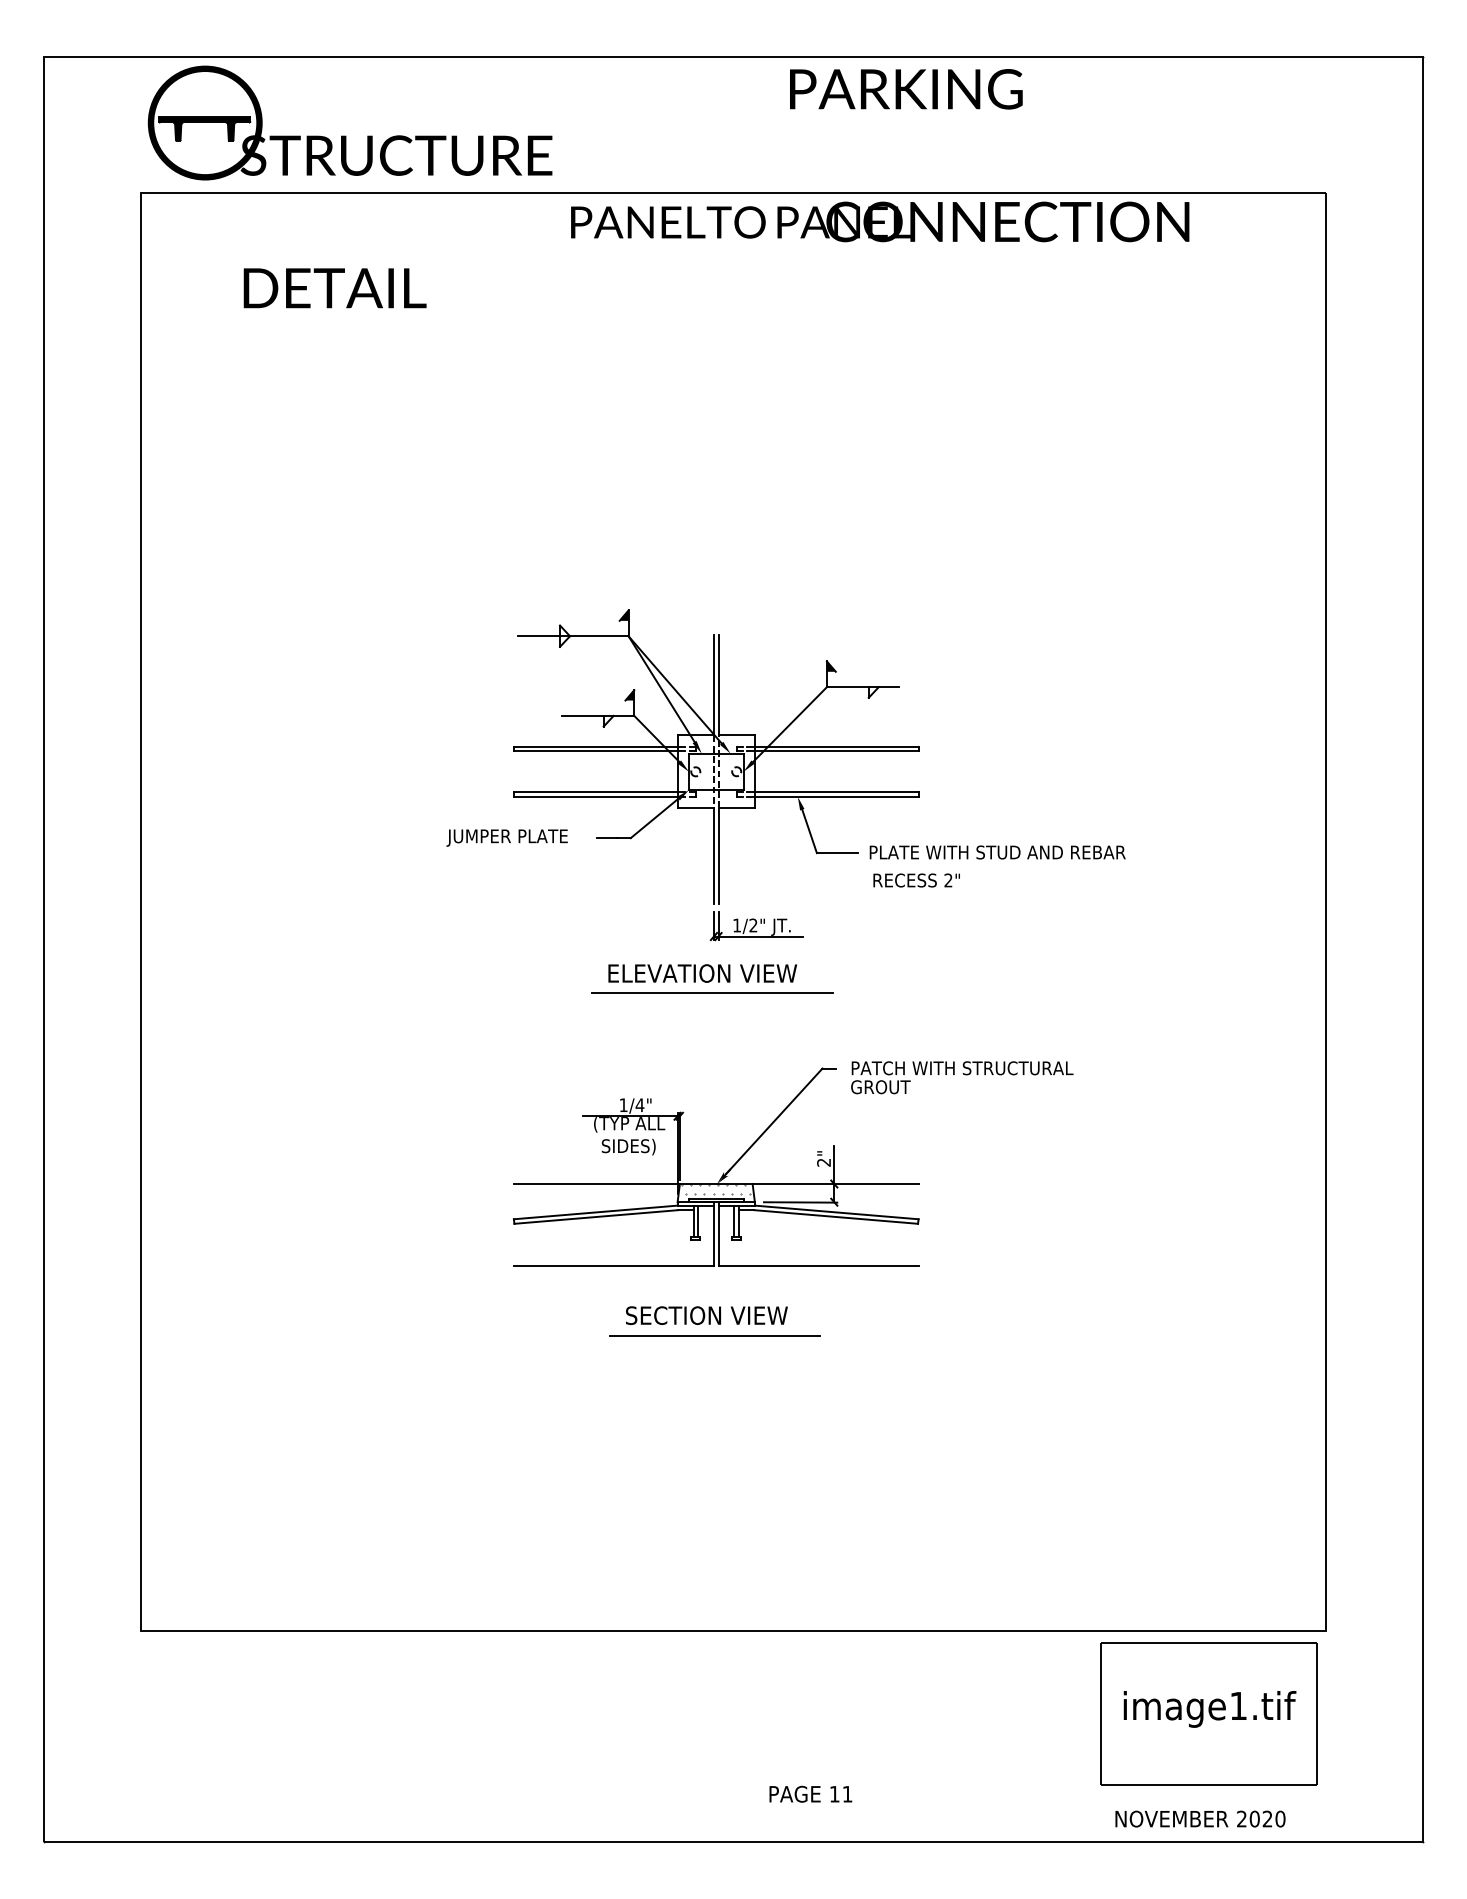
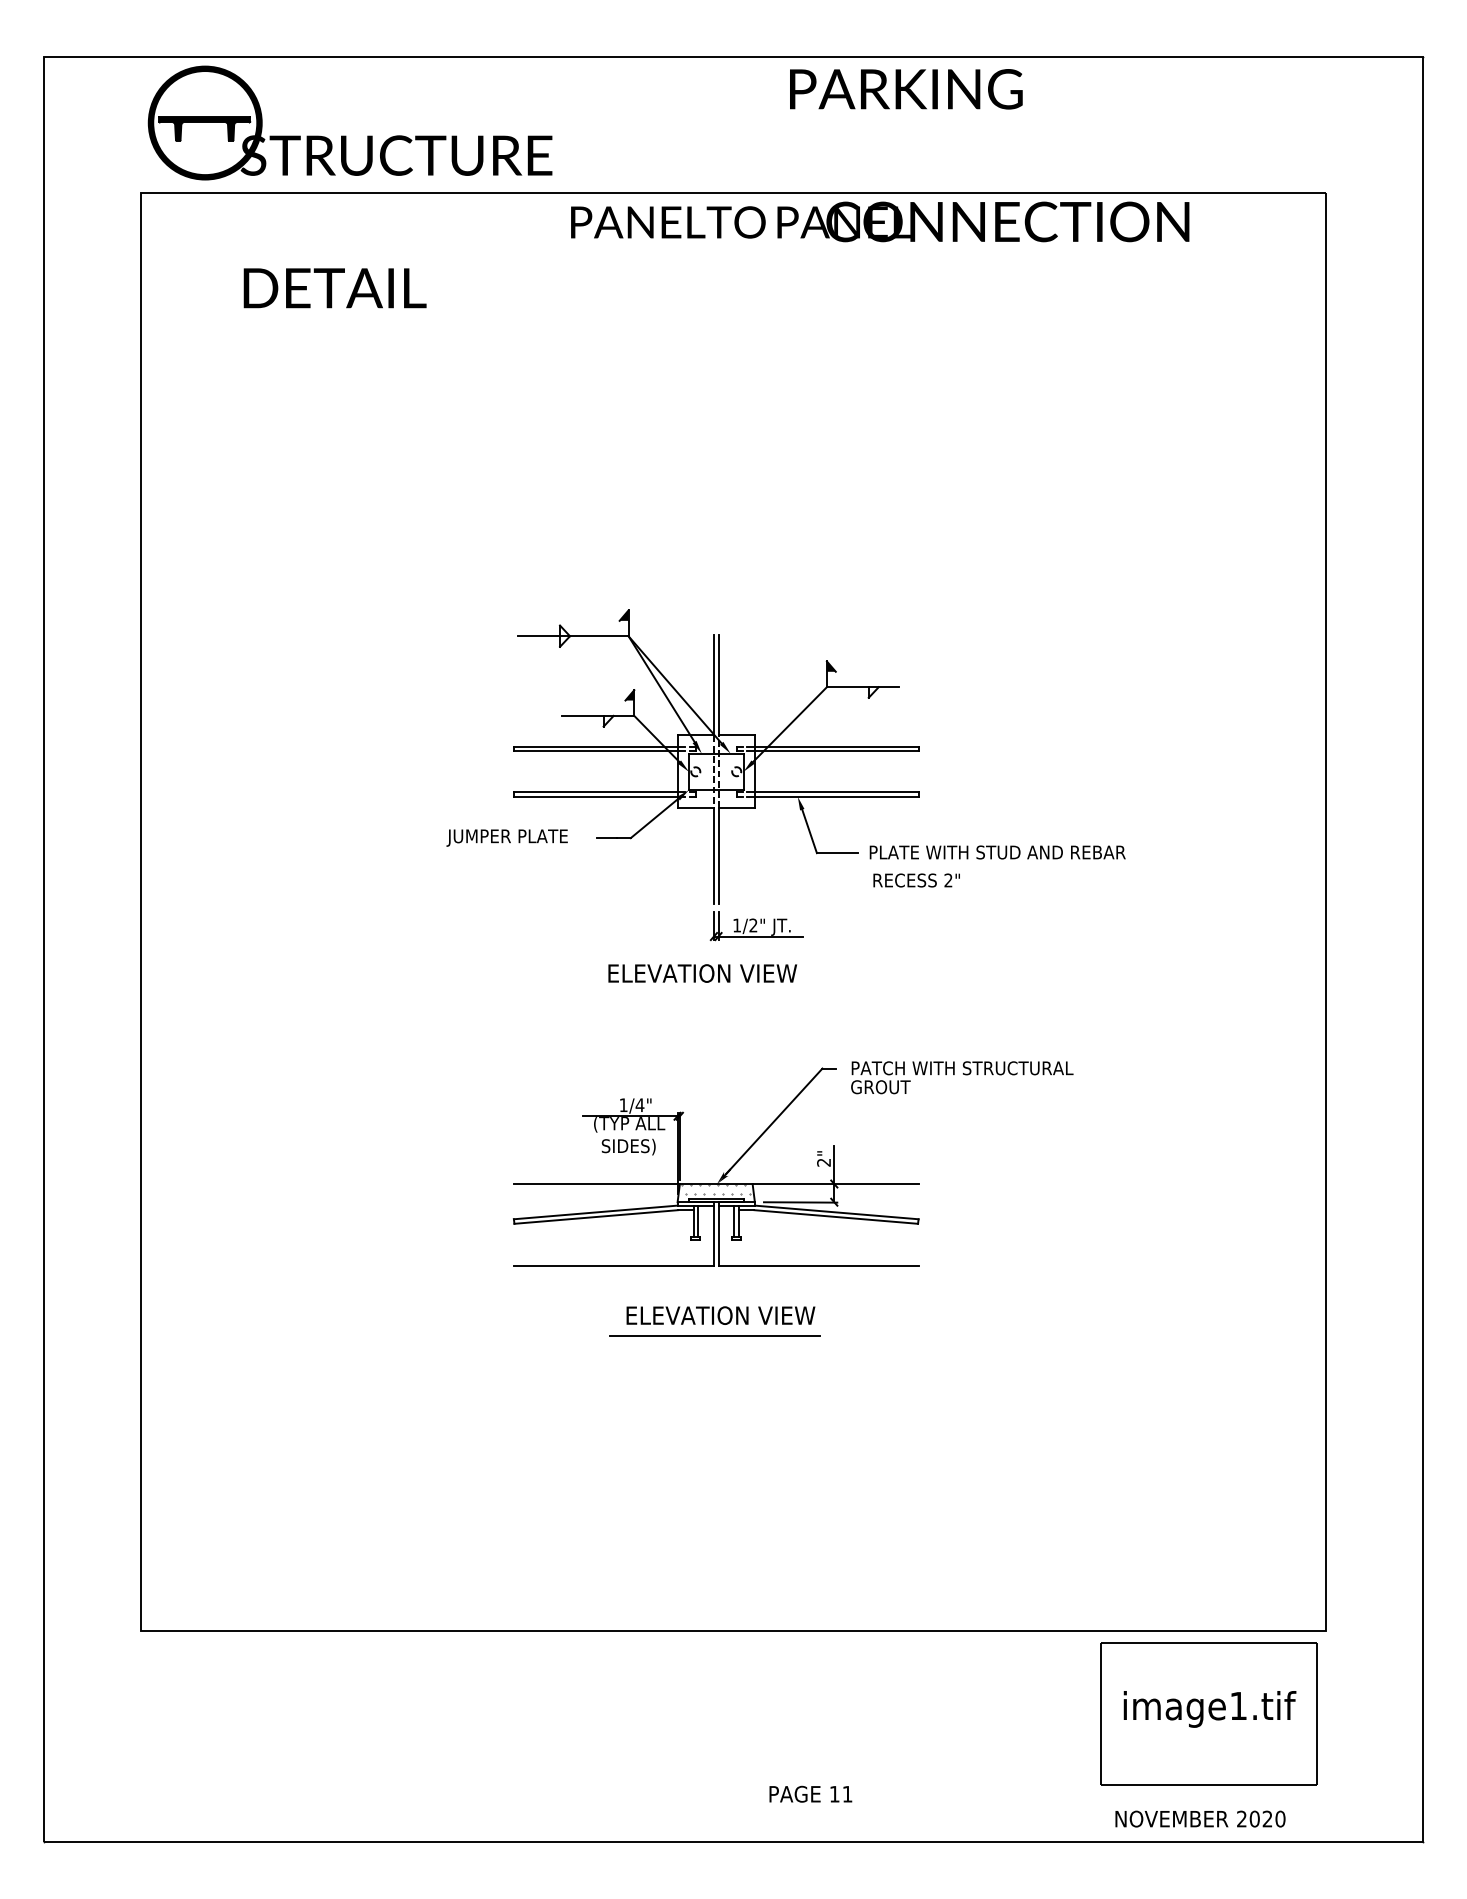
line: present -> none (712, 992)
text: SECTION VIEW -> ELEVATION VIEW (720, 1315)
